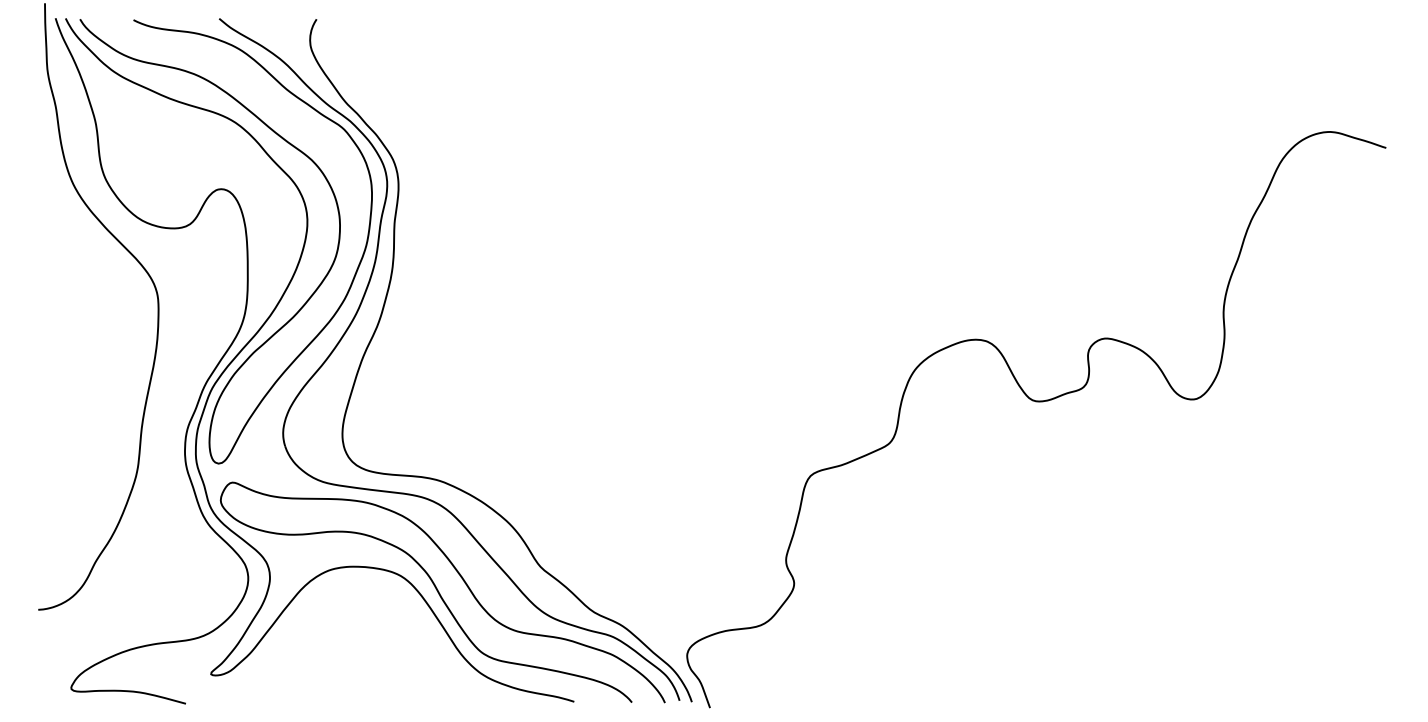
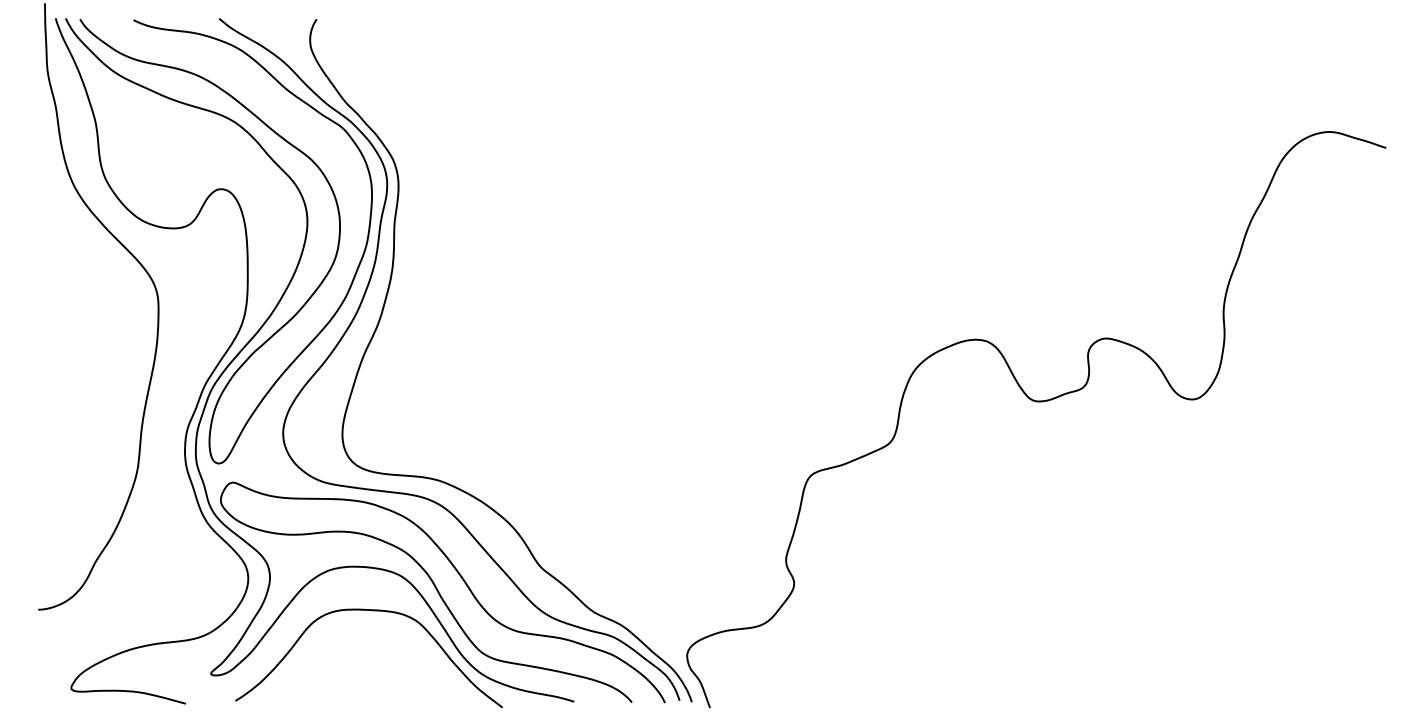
curve: none -> present (372, 611)
